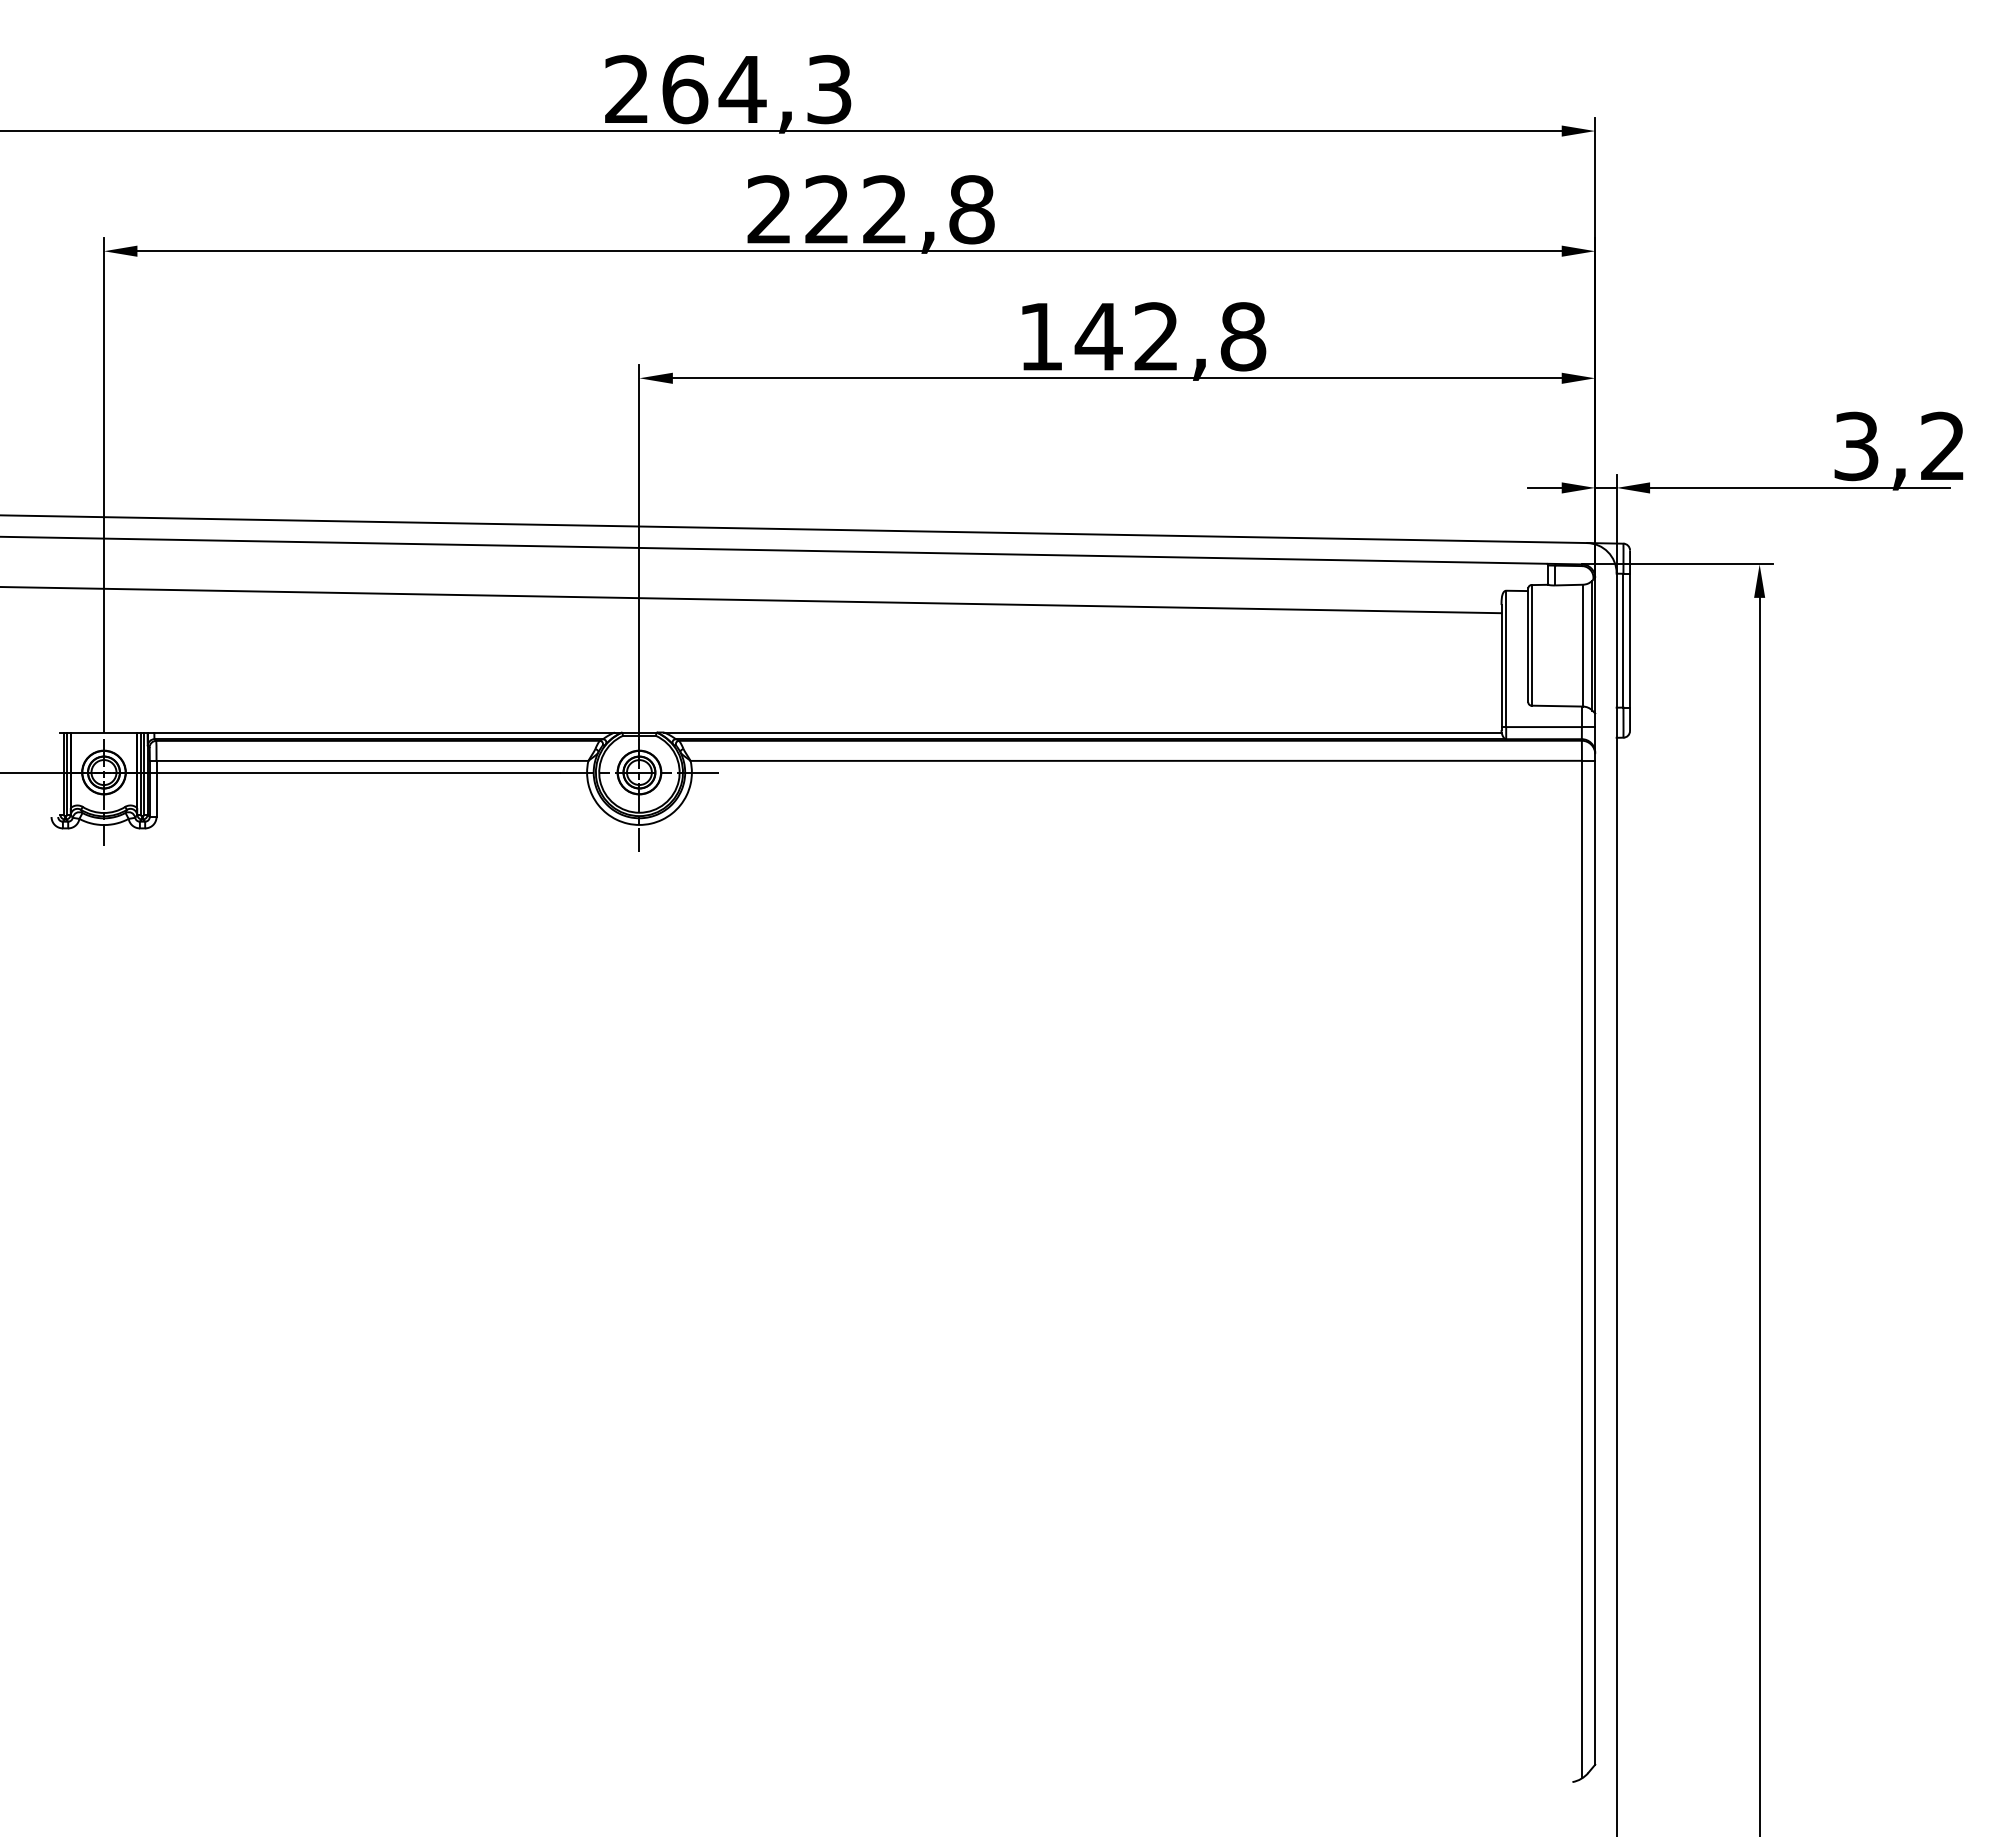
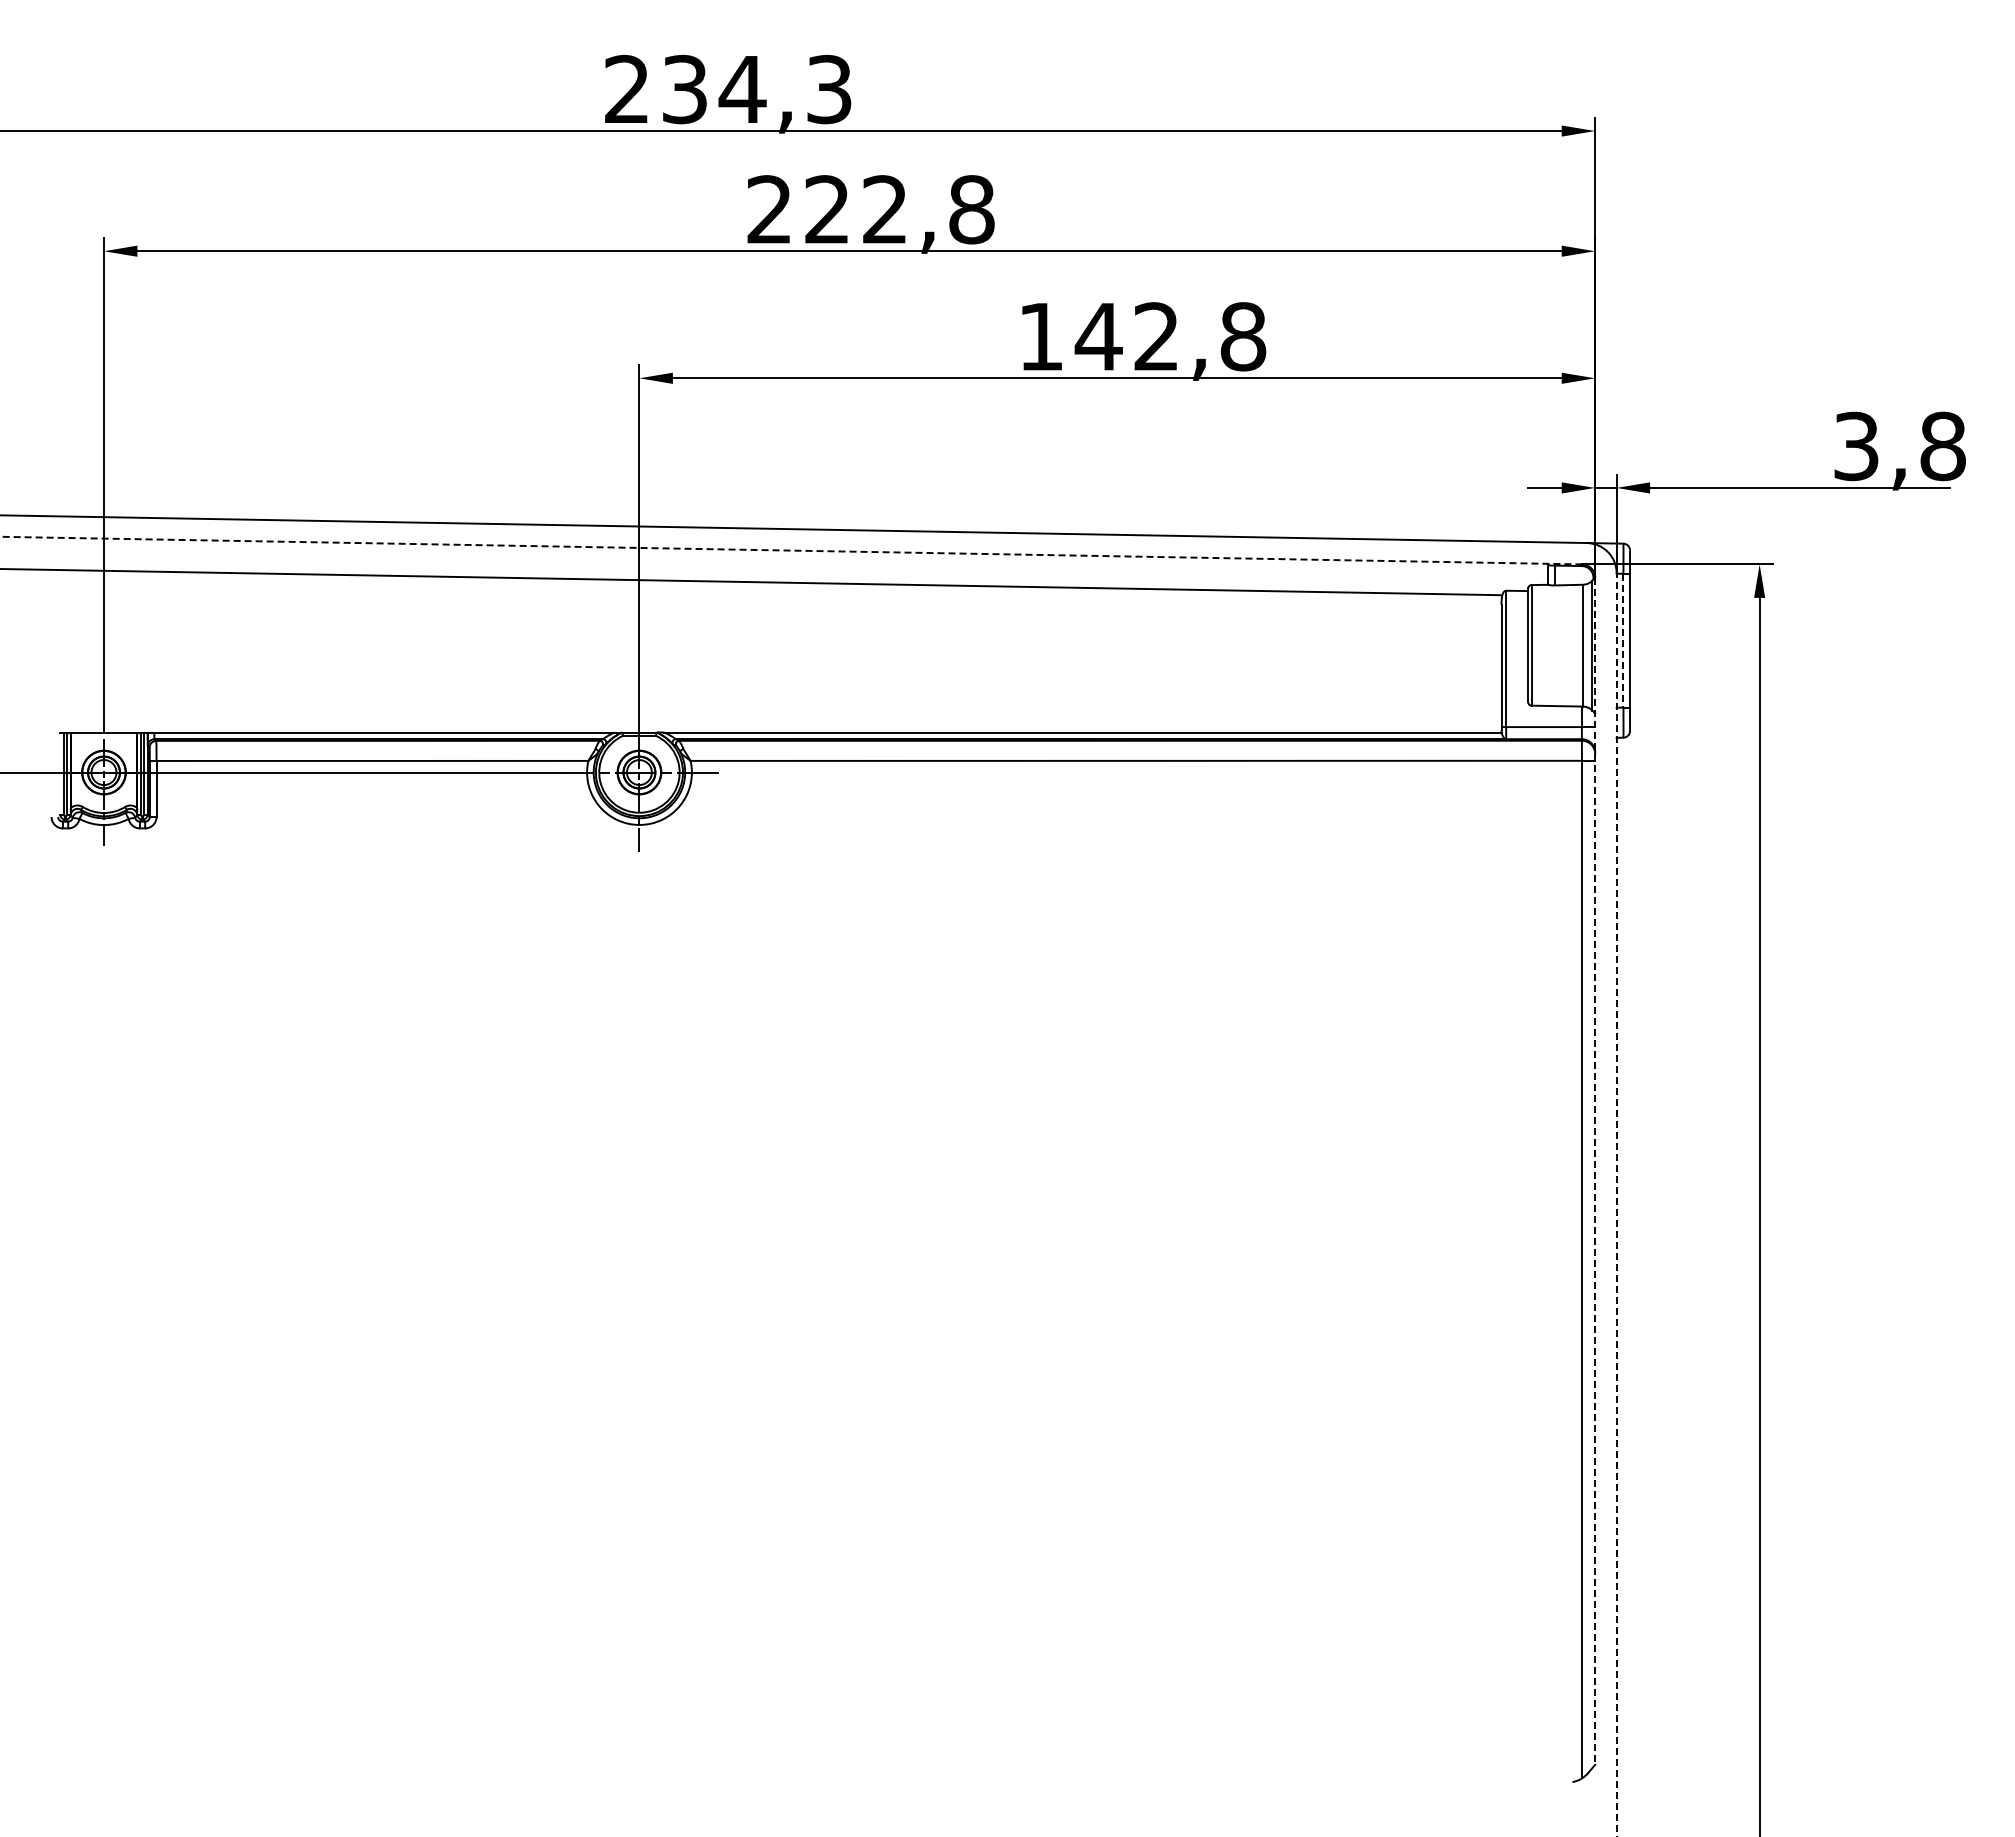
text: 264,3 -> 234,3 (685, 89)
text: 3,2 -> 3,8 (1942, 446)
line: solid -> dashed (791, 550)
line position: (751, 600) -> (751, 582) (751, 582)
line: solid -> dashed (1623, 640)
line: solid -> dashed (1595, 1171)
line: solid -> dashed (1616, 1205)
